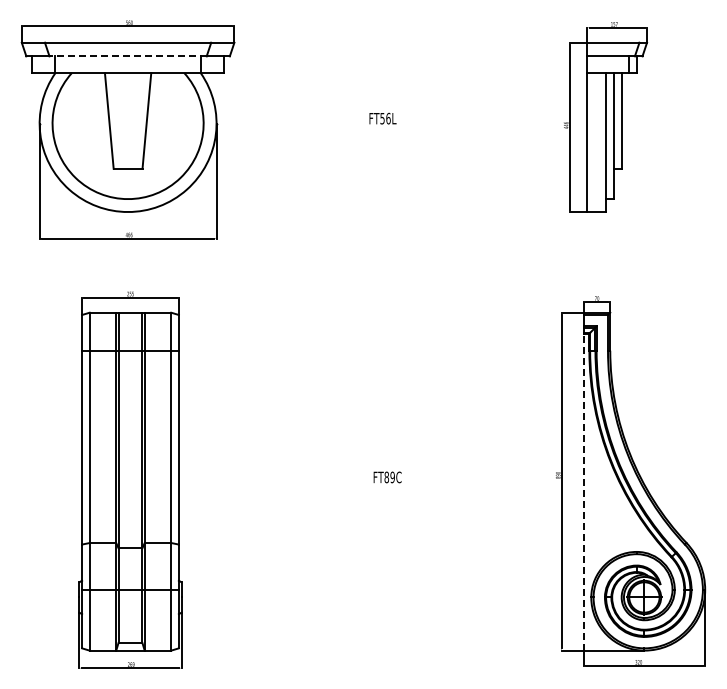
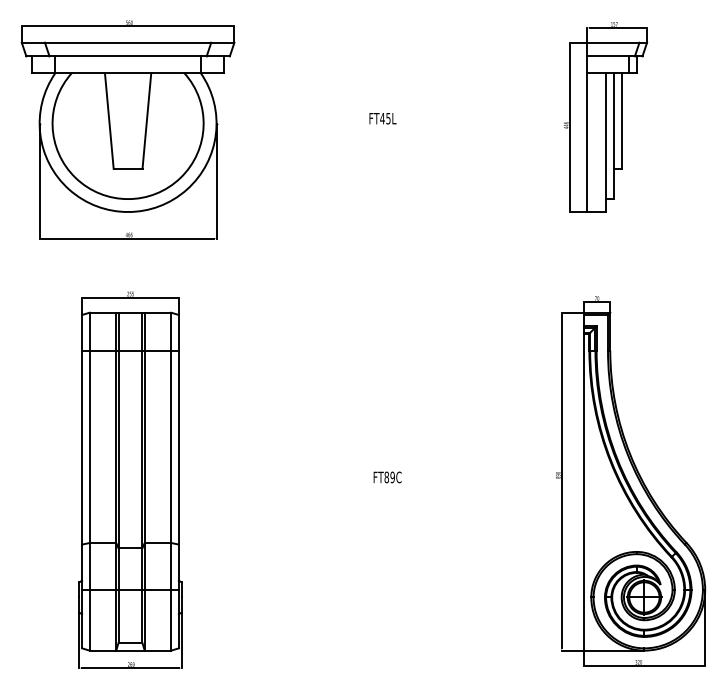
line: dashed -> solid (128, 56)
text: FT56L -> FT45L (385, 118)
line: dashed -> solid (583, 492)
